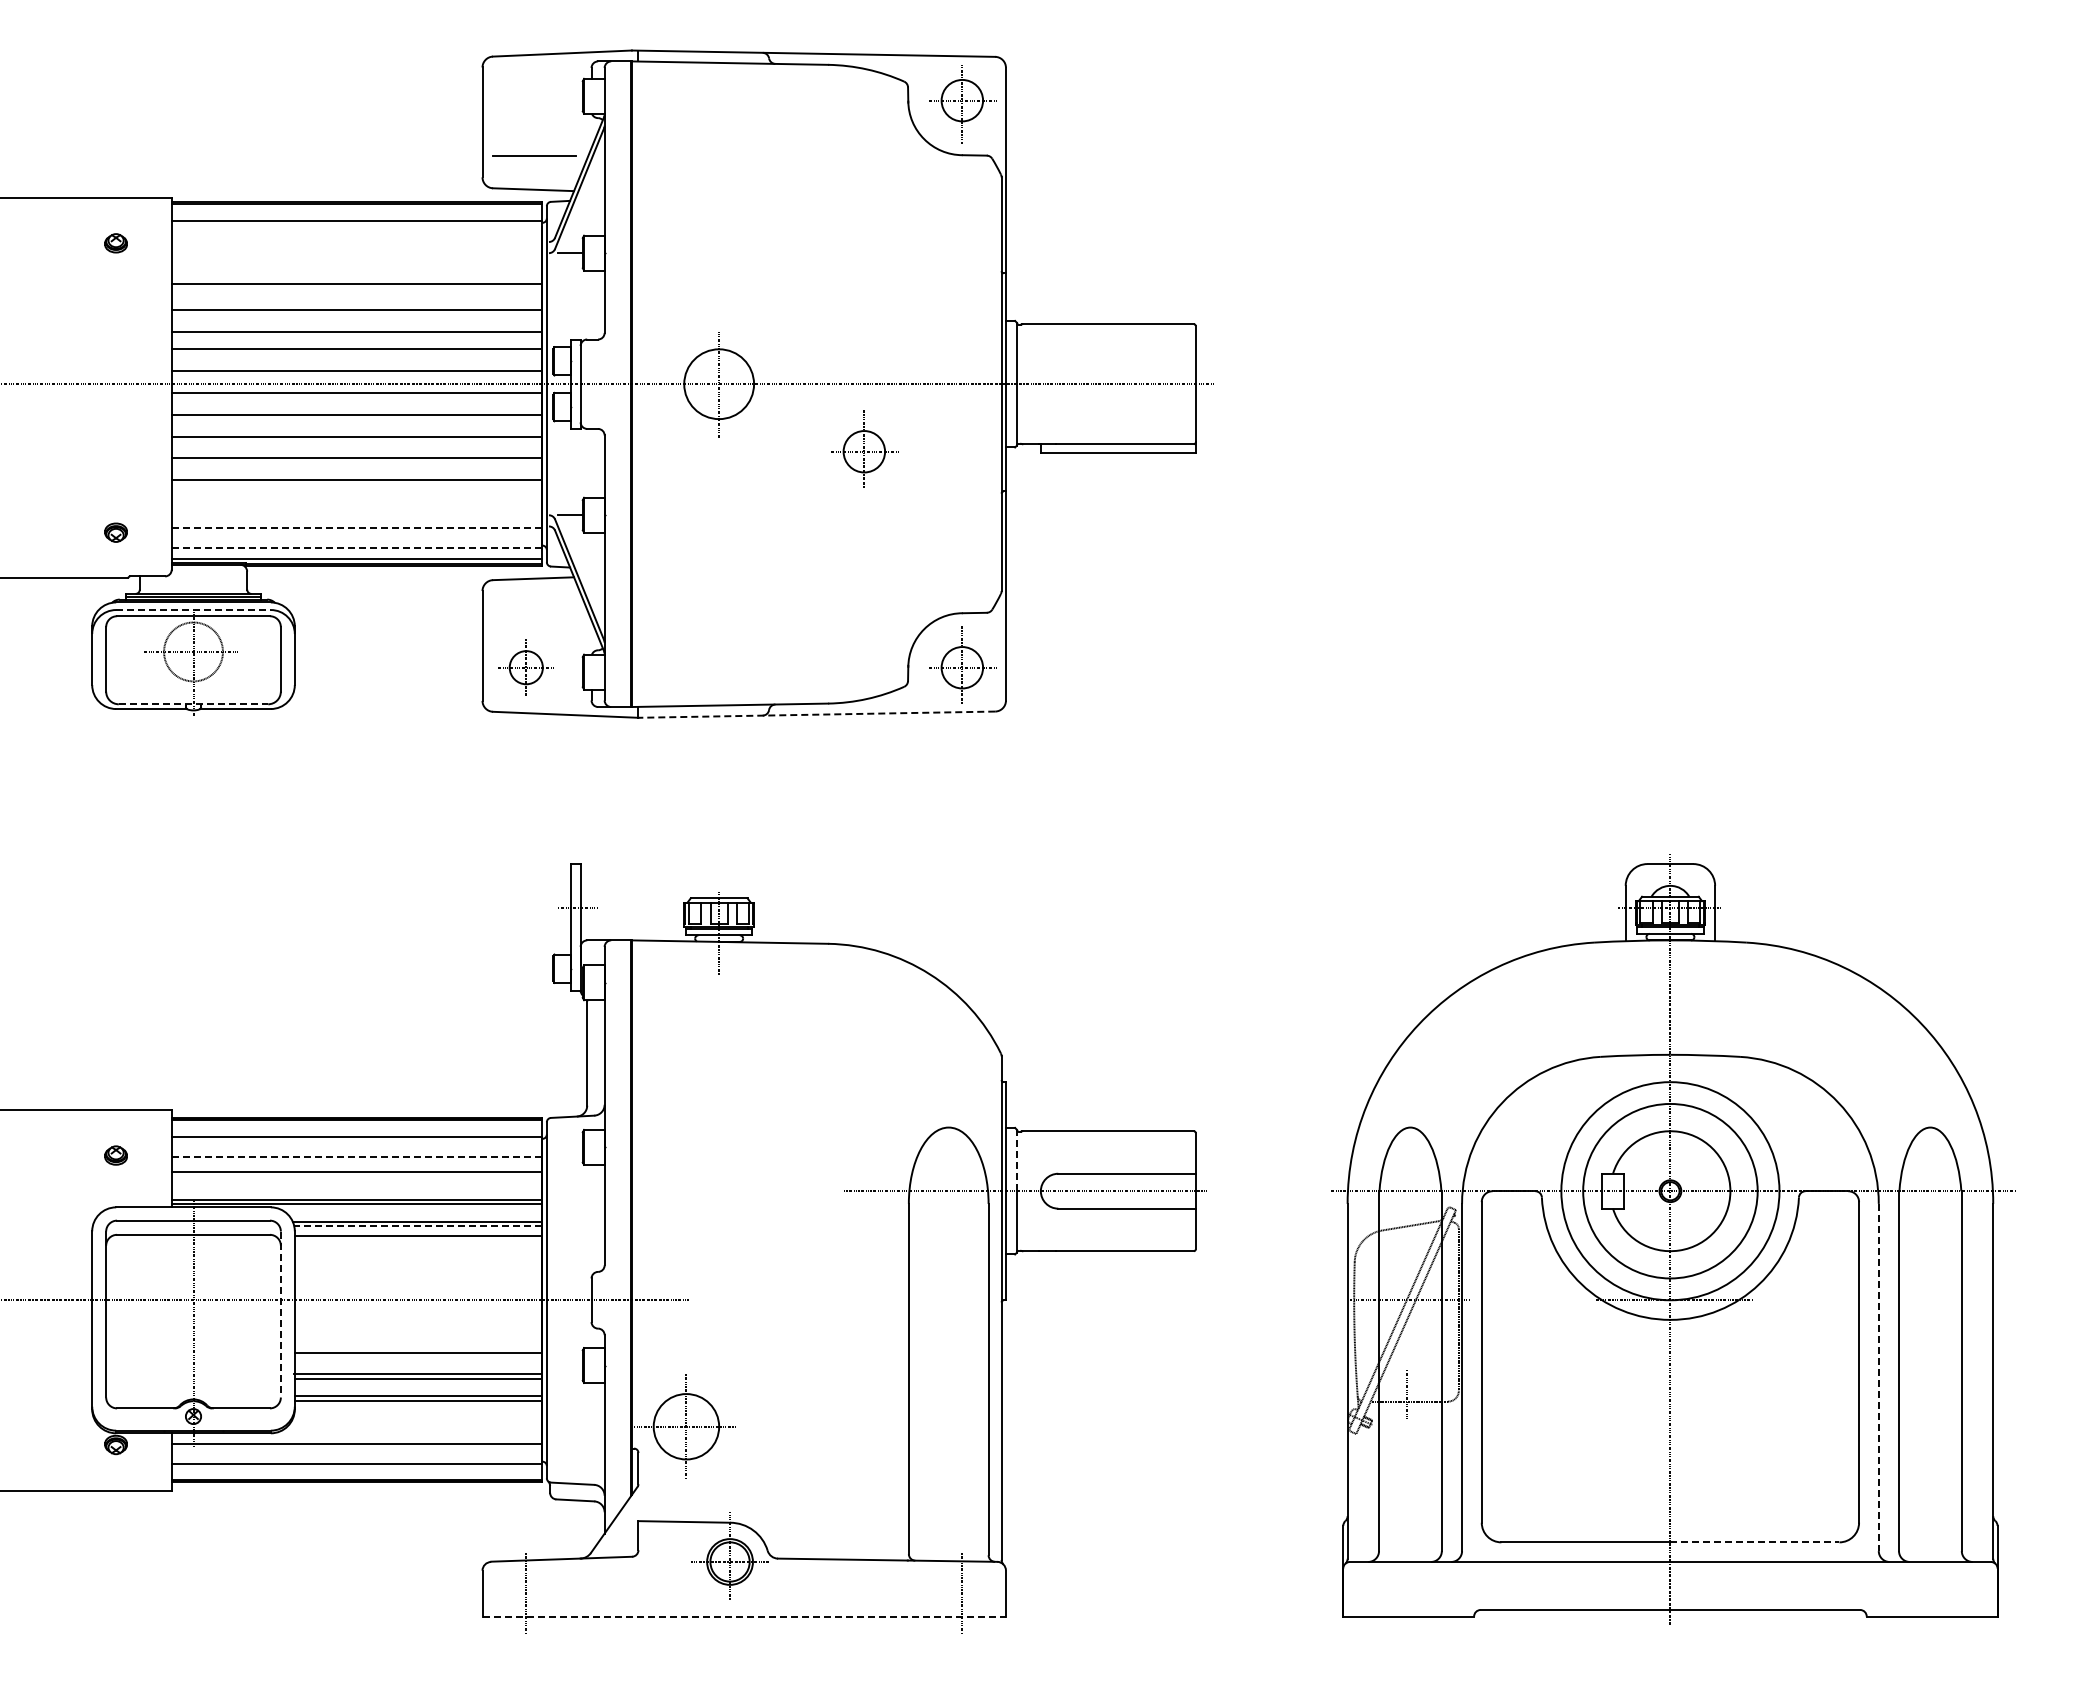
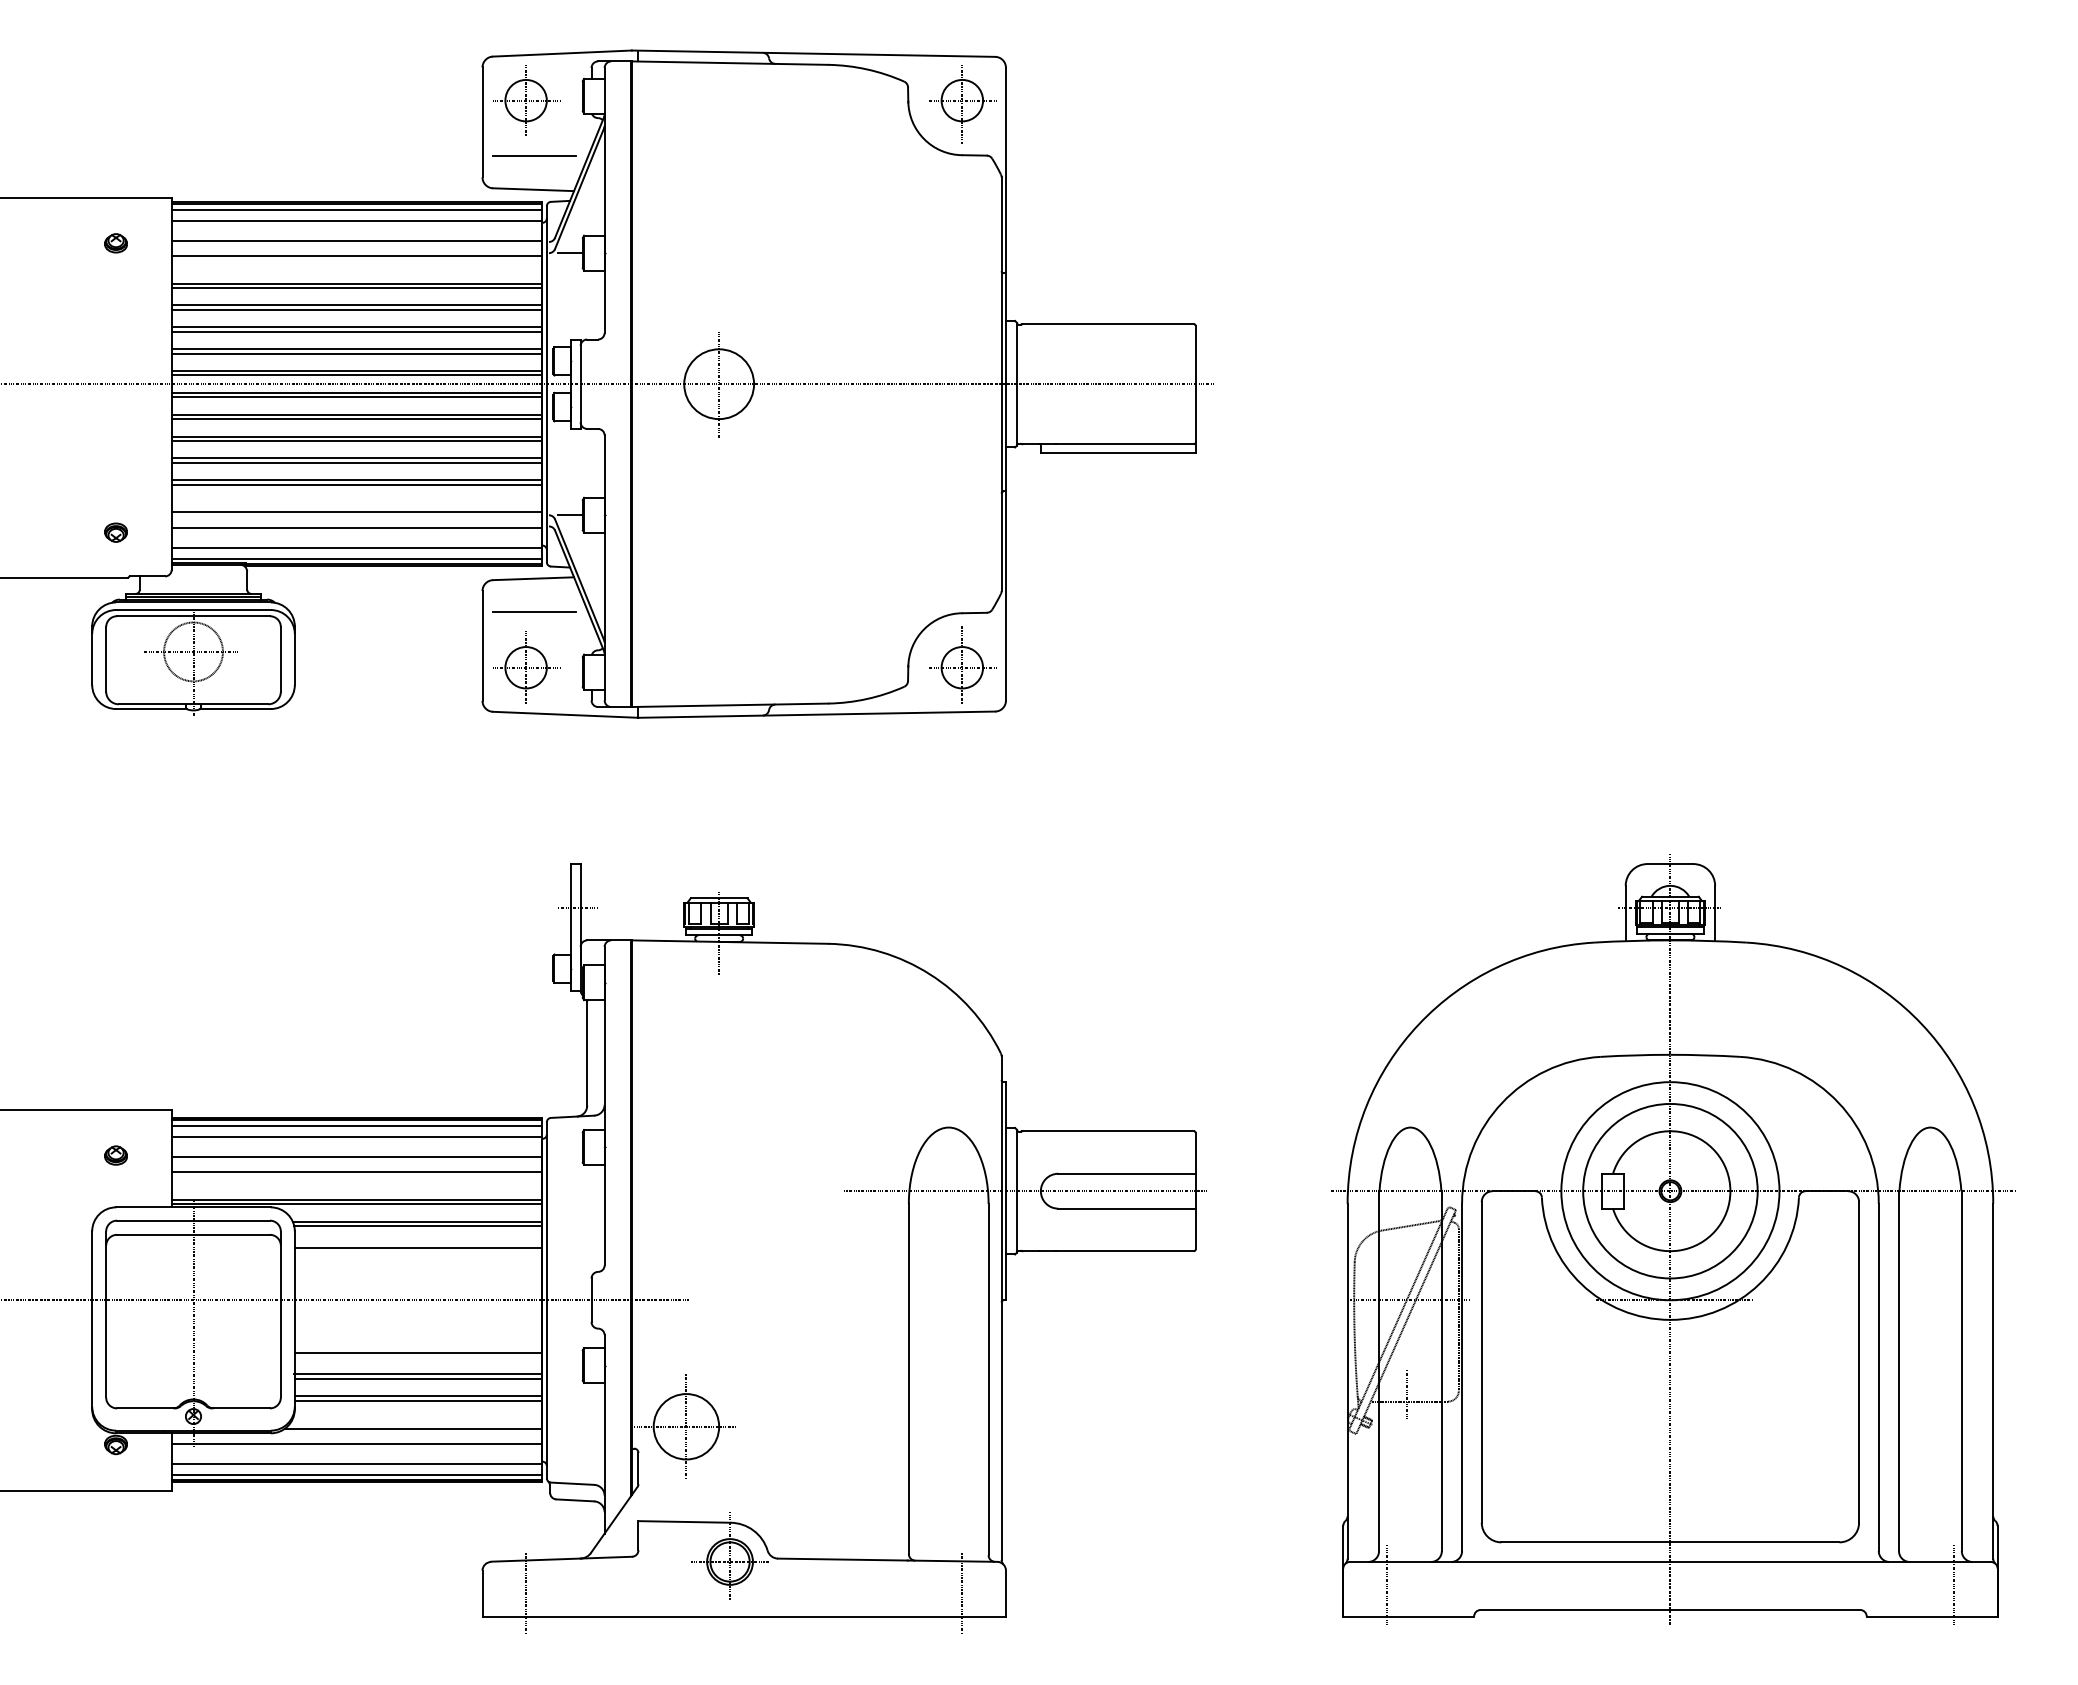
part: none -> present (526, 100)
line: none -> present (356, 209)
line: none -> present (356, 240)
line: none -> present (356, 255)
line: none -> present (356, 288)
line: none -> present (356, 305)
line: none -> present (356, 327)
line: none -> present (356, 353)
line: none -> present (356, 375)
line: none -> present (356, 397)
line: none -> present (356, 419)
line: none -> present (356, 441)
part: present -> none (864, 448)
line: none -> present (356, 462)
line: none -> present (356, 484)
line: none -> present (356, 512)
line: dashed -> solid (356, 527)
line: dashed -> solid (356, 547)
line: dashed -> solid (194, 610)
line: none -> present (534, 611)
part size: 56x57 px -> 68x73 px (526, 667)
line: dashed -> solid (193, 704)
line: dashed -> solid (816, 714)
line: none -> present (356, 1125)
line: dashed -> solid (356, 1156)
line: dashed -> solid (1016, 1160)
line: dashed -> solid (417, 1226)
line position: (418, 1235) -> (418, 1247) (418, 1247)
line: dashed -> solid (280, 1314)
line: dashed -> solid (1878, 1377)
line: none -> present (413, 1428)
line: none -> present (356, 1474)
line: dashed -> solid (1754, 1542)
line: none -> present (1386, 1585)
line: none -> present (1953, 1585)
line: dashed -> solid (744, 1616)
